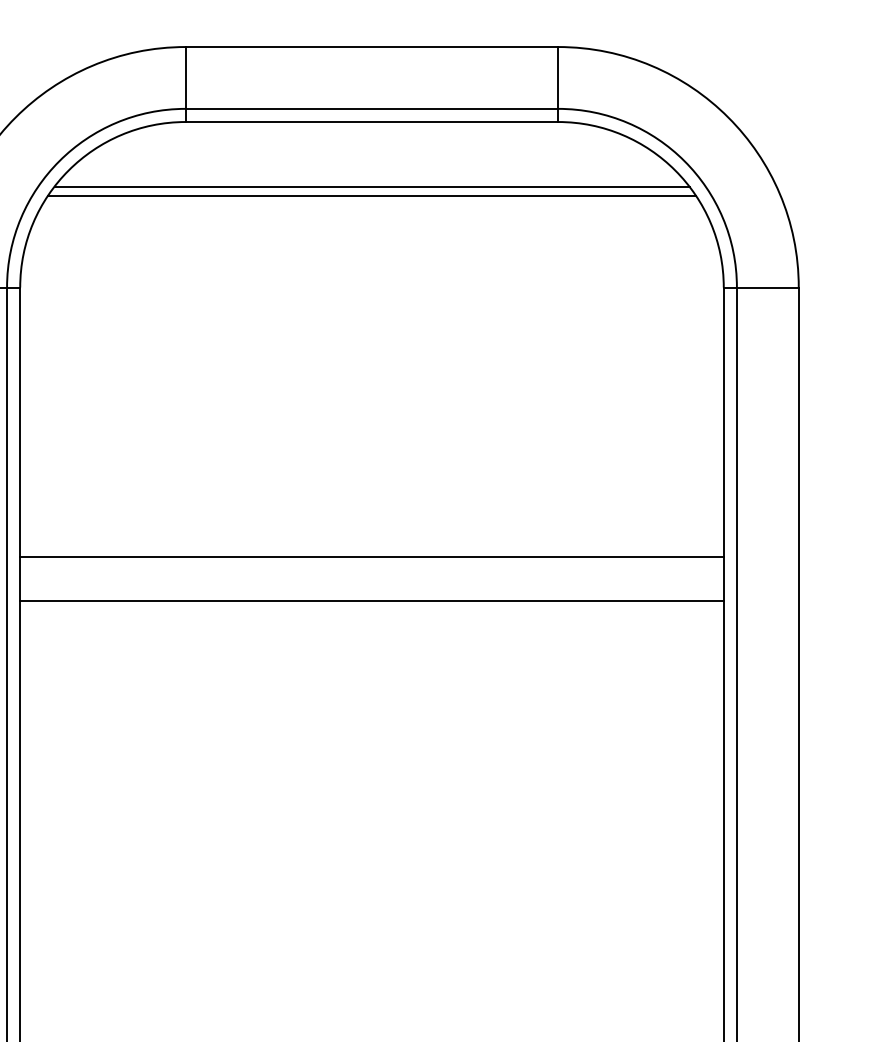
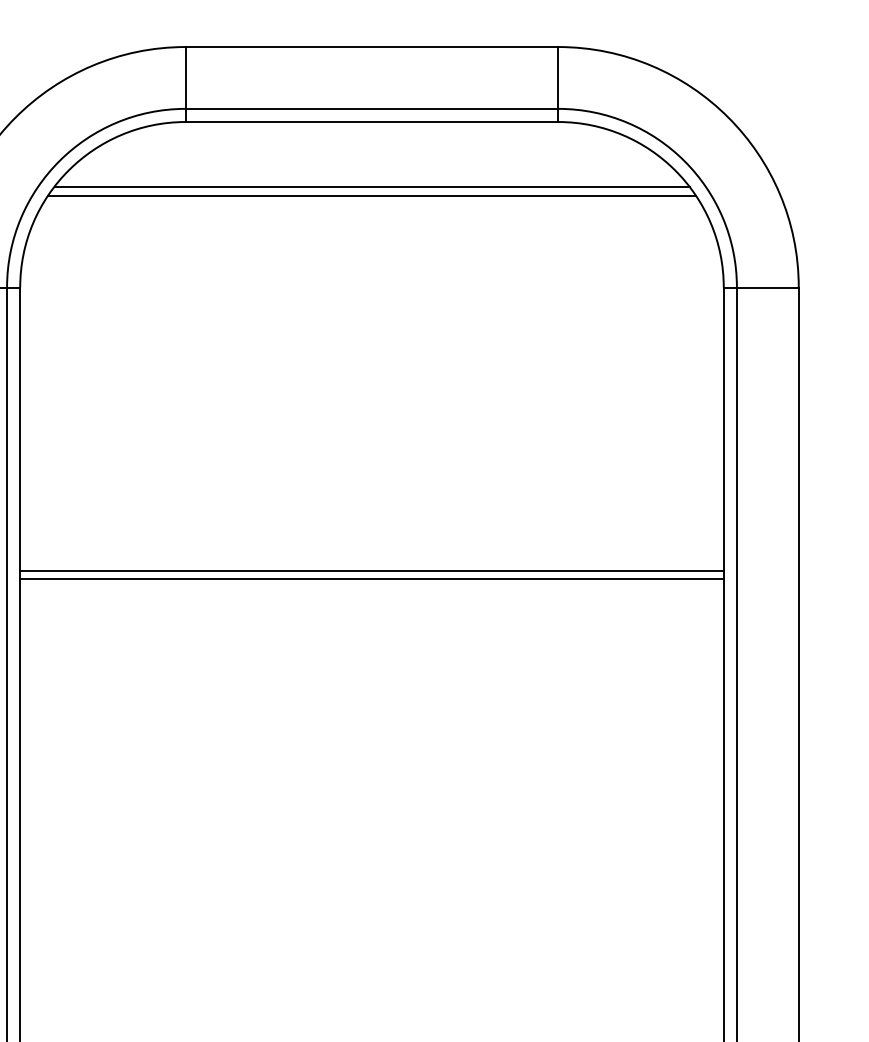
line position: (371, 556) -> (371, 570) (371, 570)
line position: (371, 600) -> (371, 578) (371, 578)
